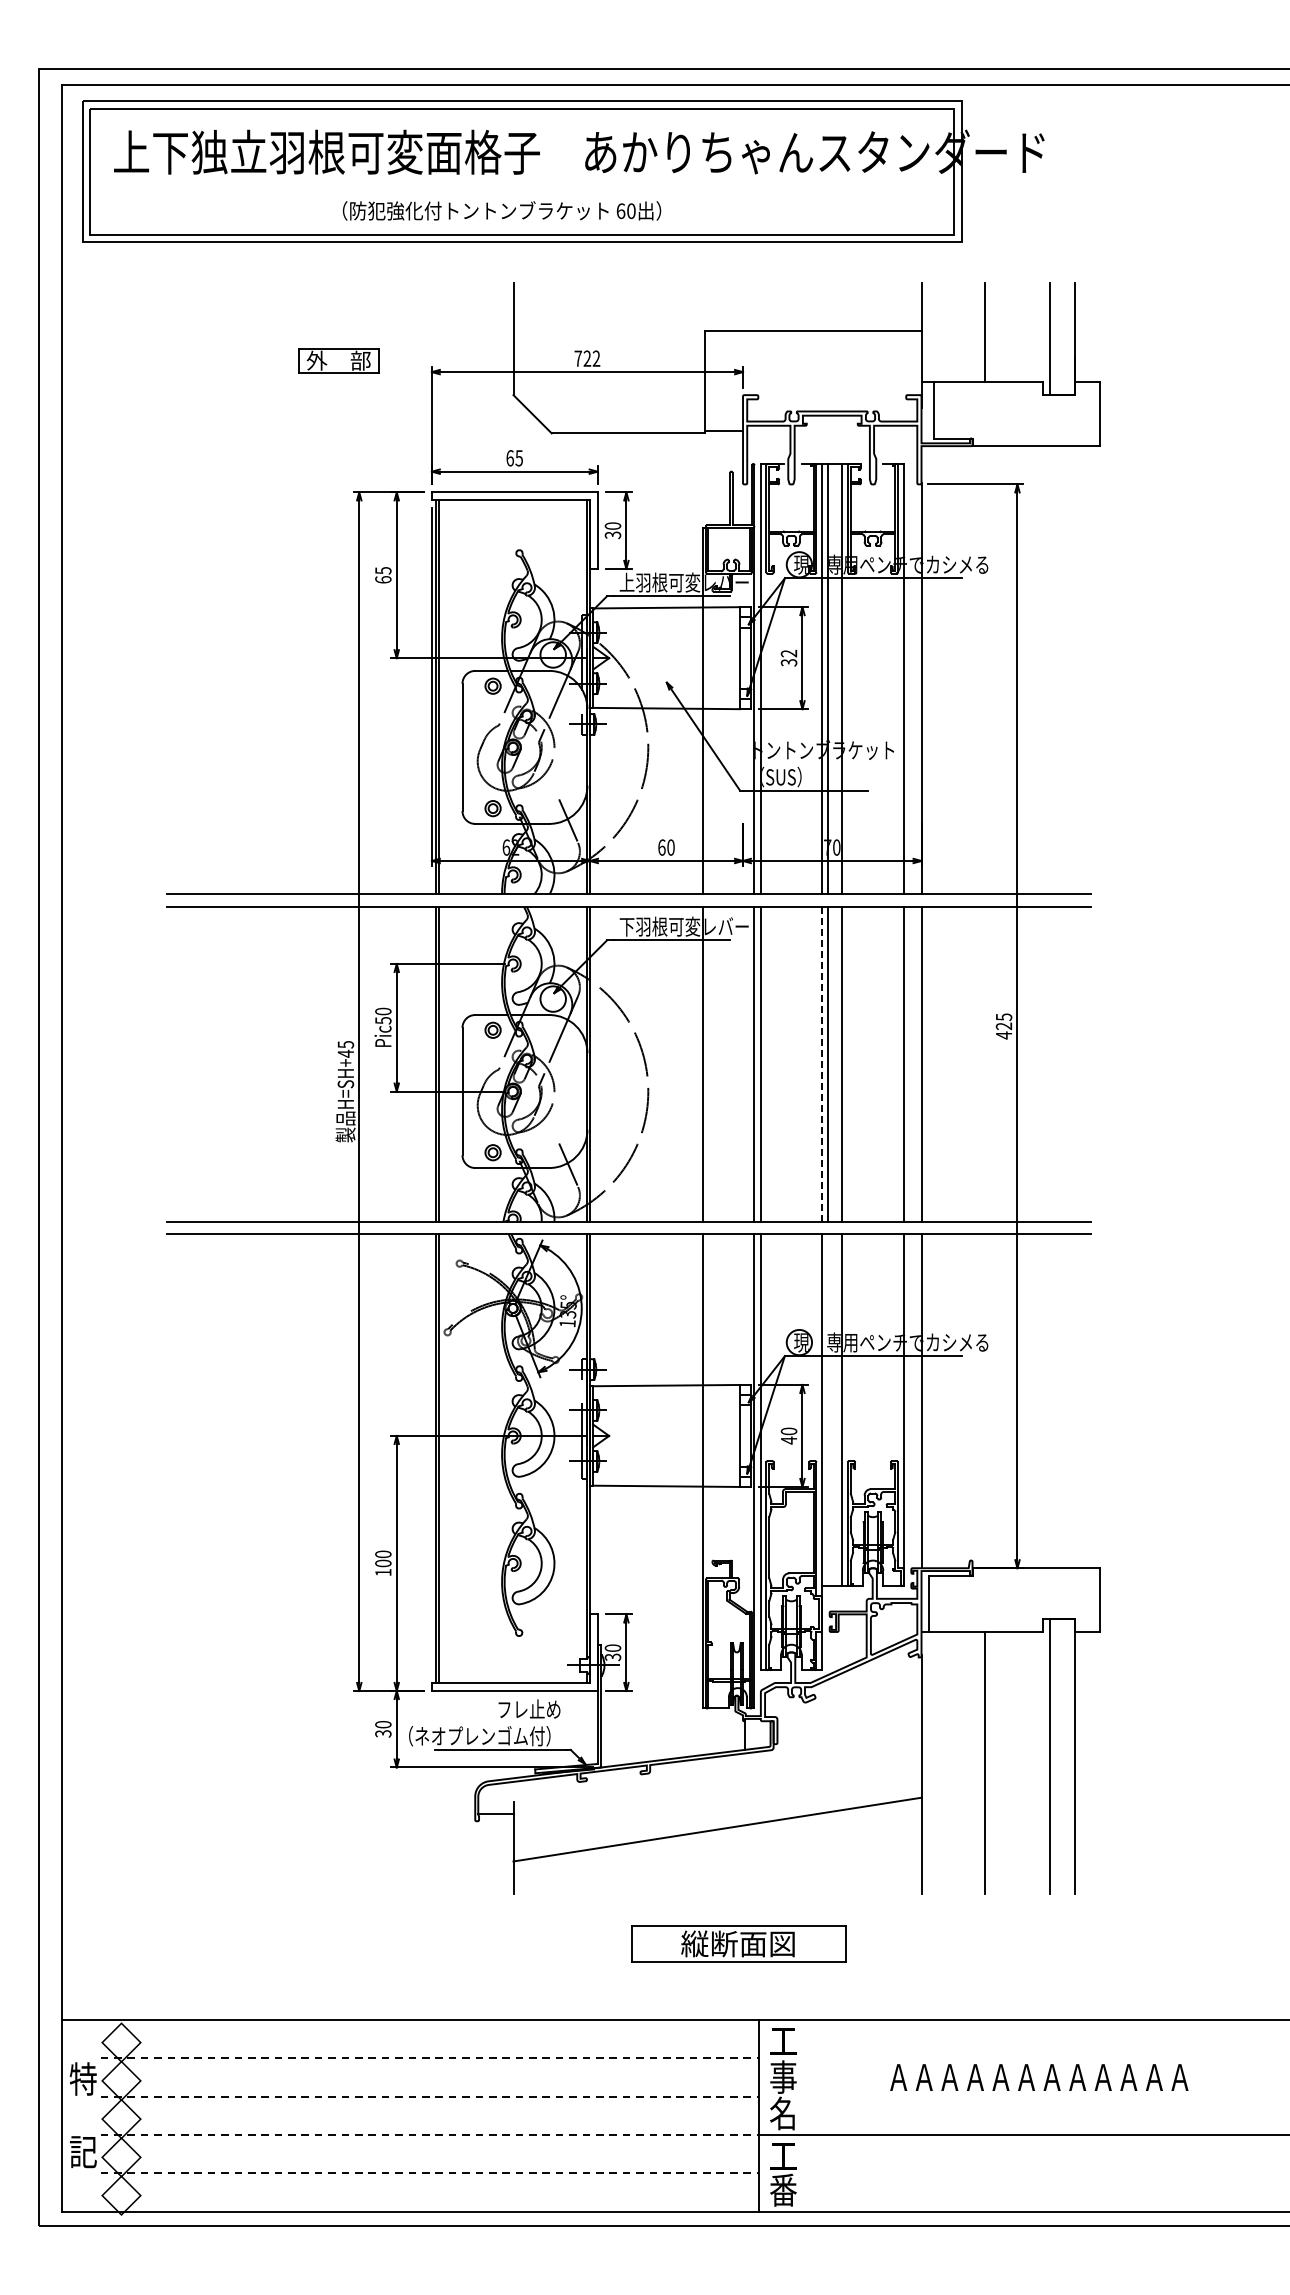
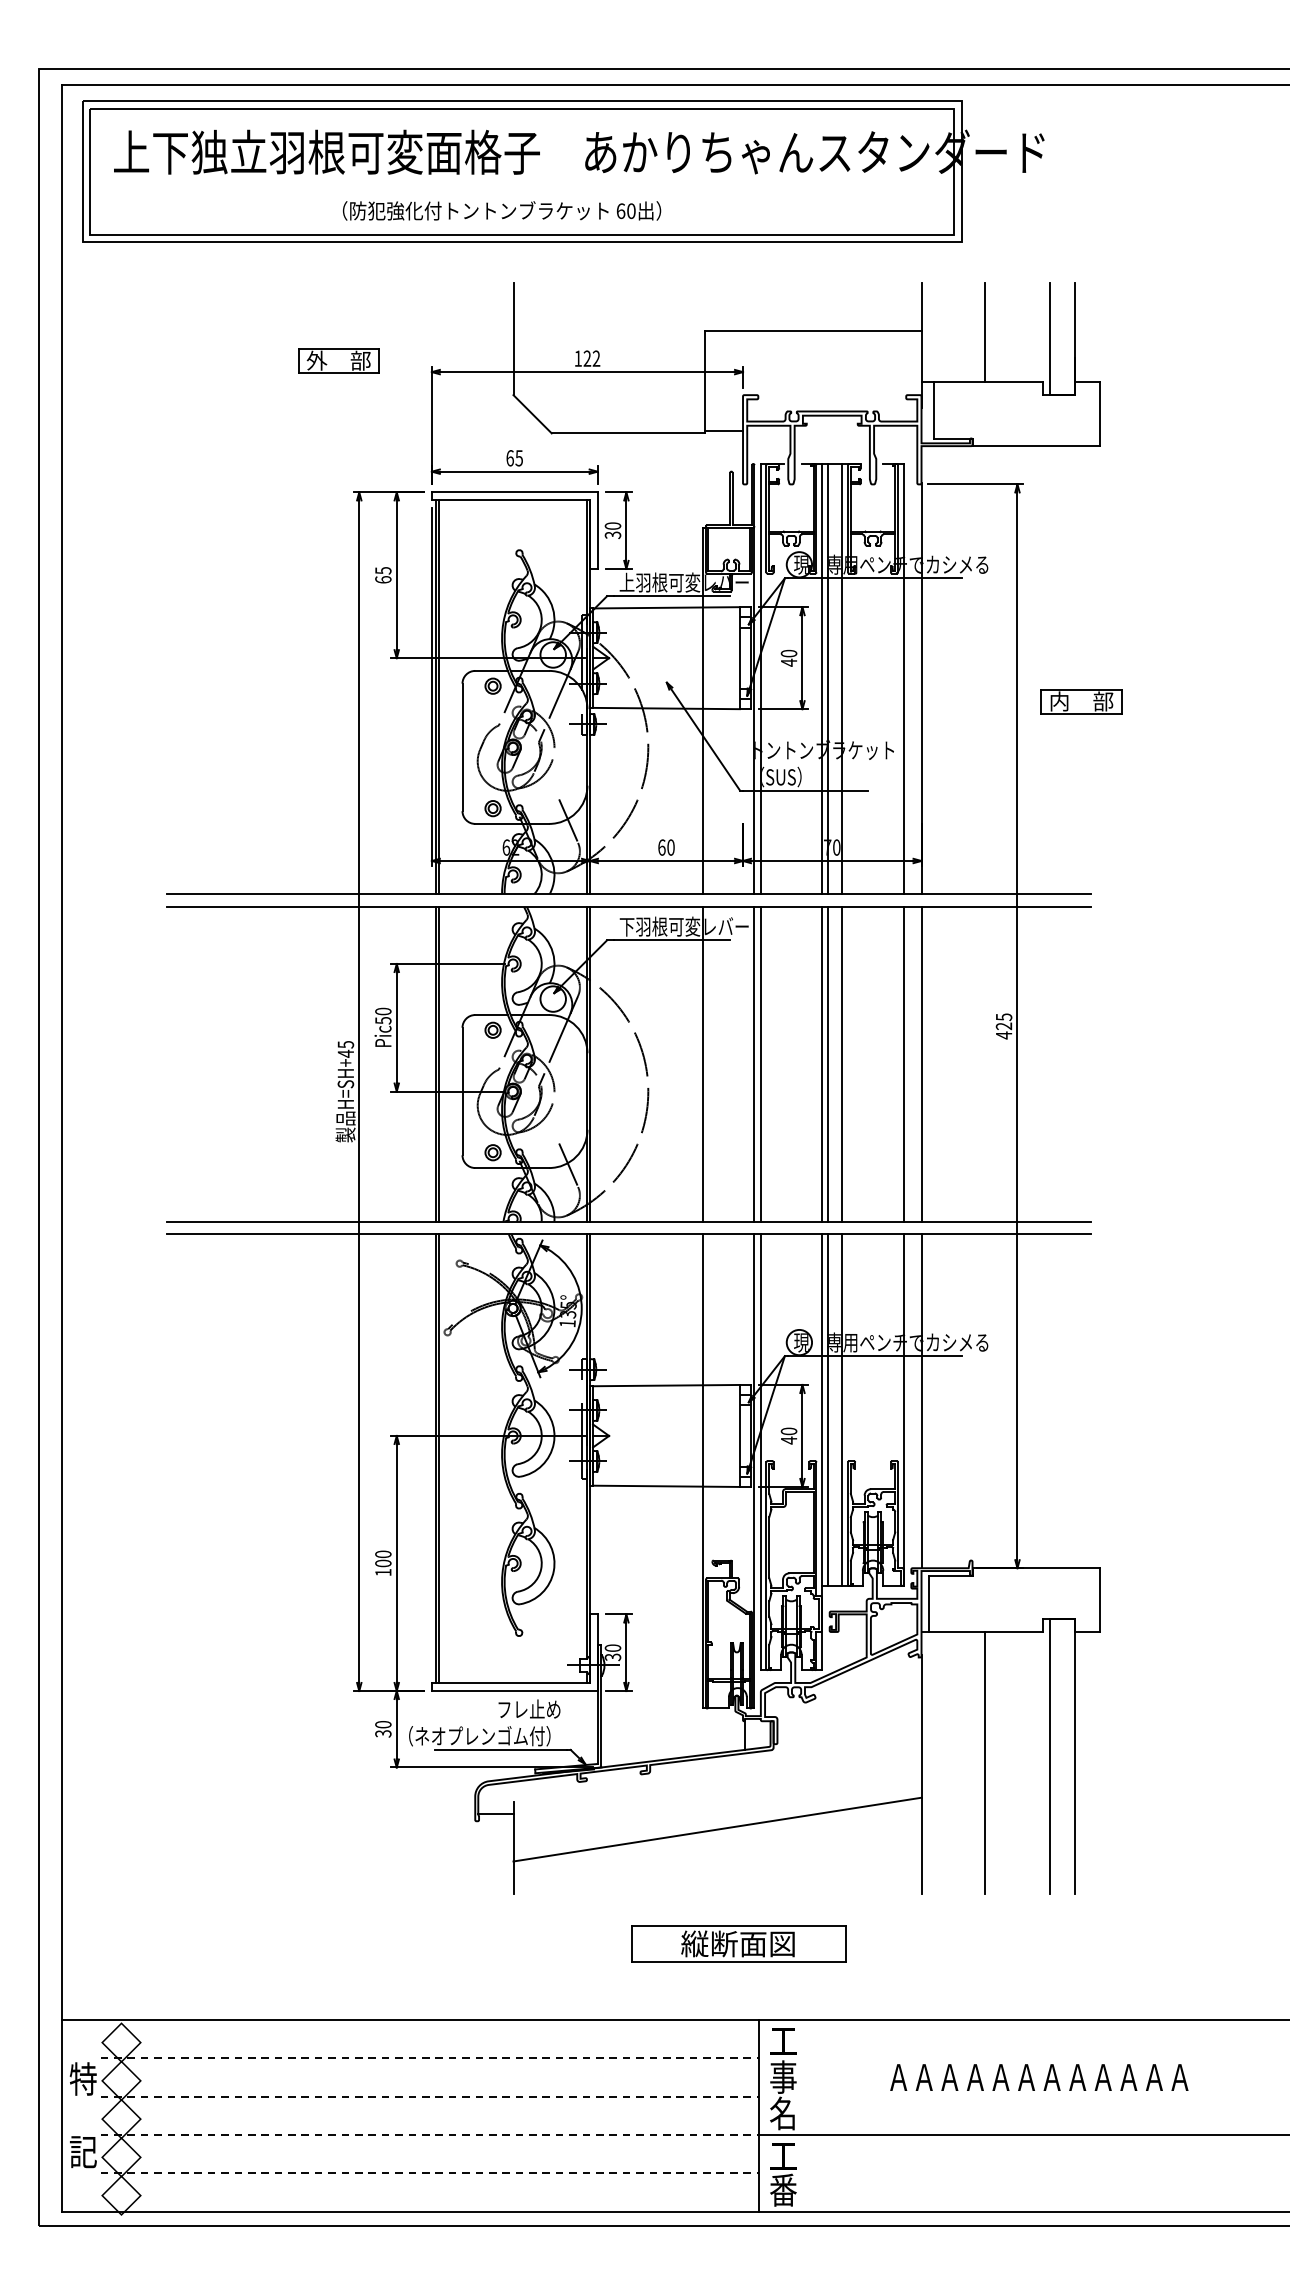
text: 722 -> 122 (578, 358)
text: 32 -> 40 (788, 657)
part: none -> present (1081, 701)
line: dashed -> solid (822, 1064)
line: none -> present (828, 1410)
